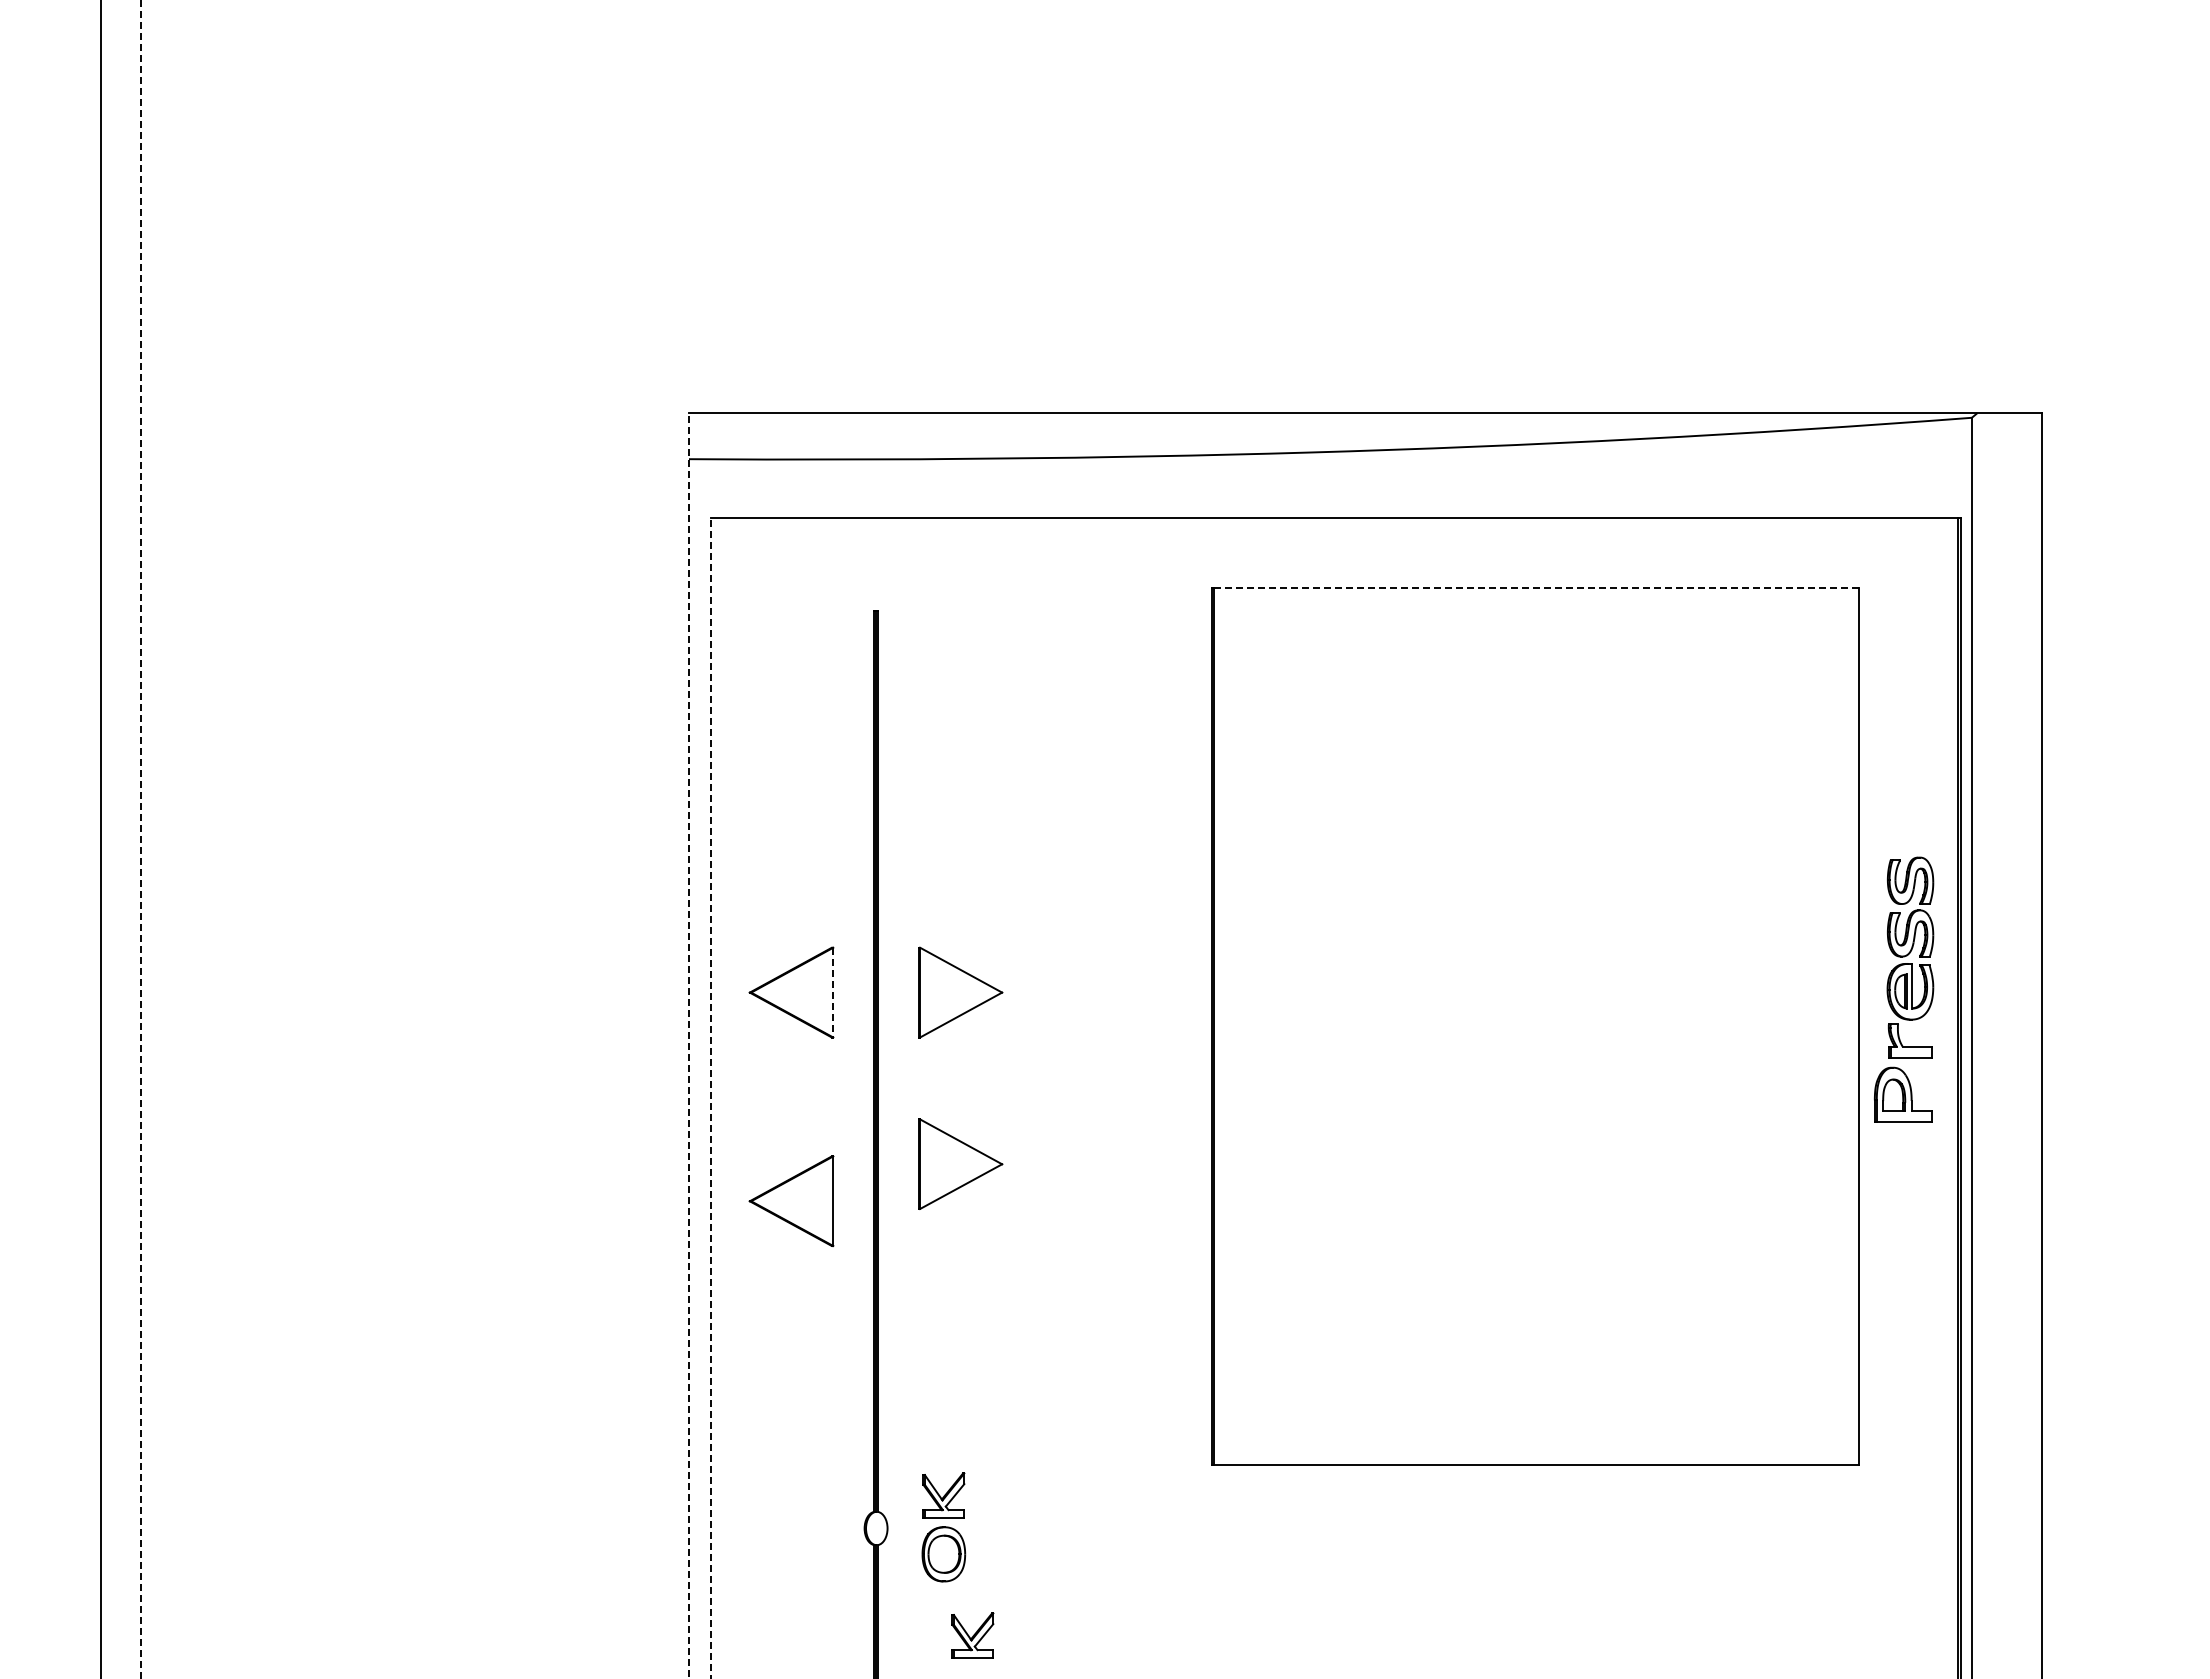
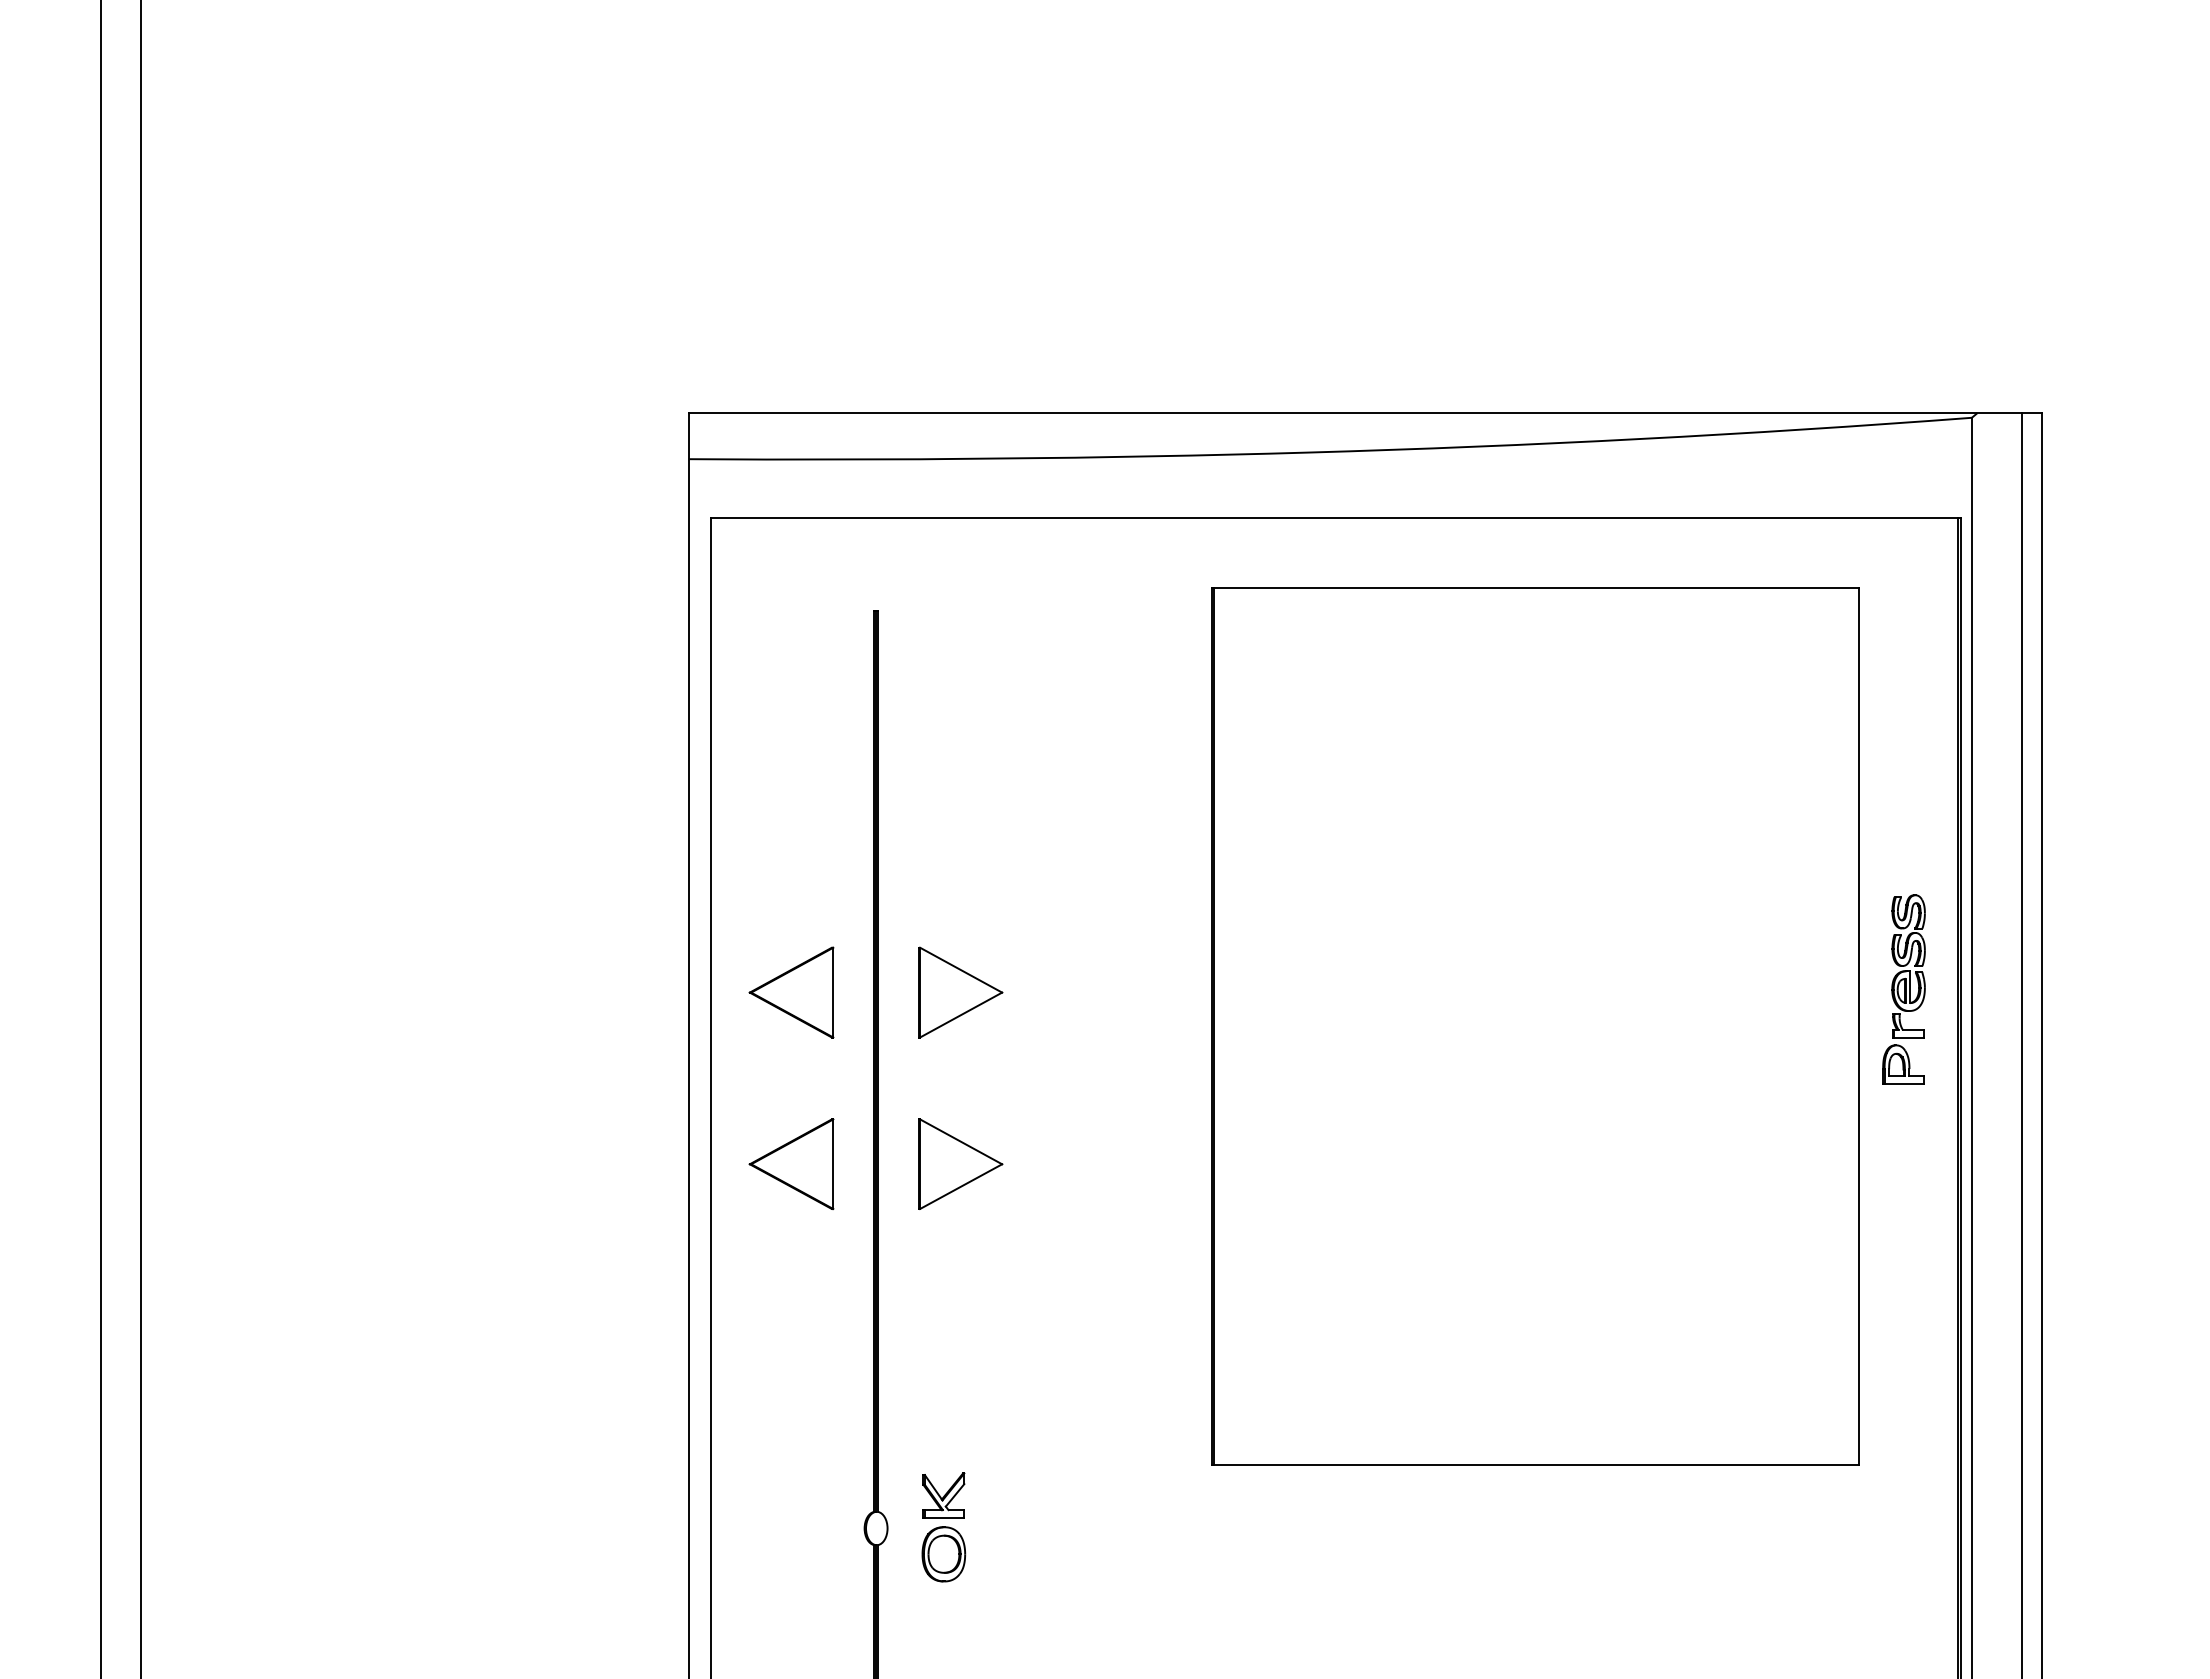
line: dashed -> solid (1536, 588)
line: dashed -> solid (141, 839)
part size: 61x267 px -> 44x191 px (1903, 989)
line: dashed -> solid (833, 992)
line: none -> present (2021, 1044)
line: dashed -> solid (688, 1045)
line: dashed -> solid (711, 1098)
part position: (791, 1200) -> (791, 1163) (791, 1163)
part: present -> none (972, 1635)
